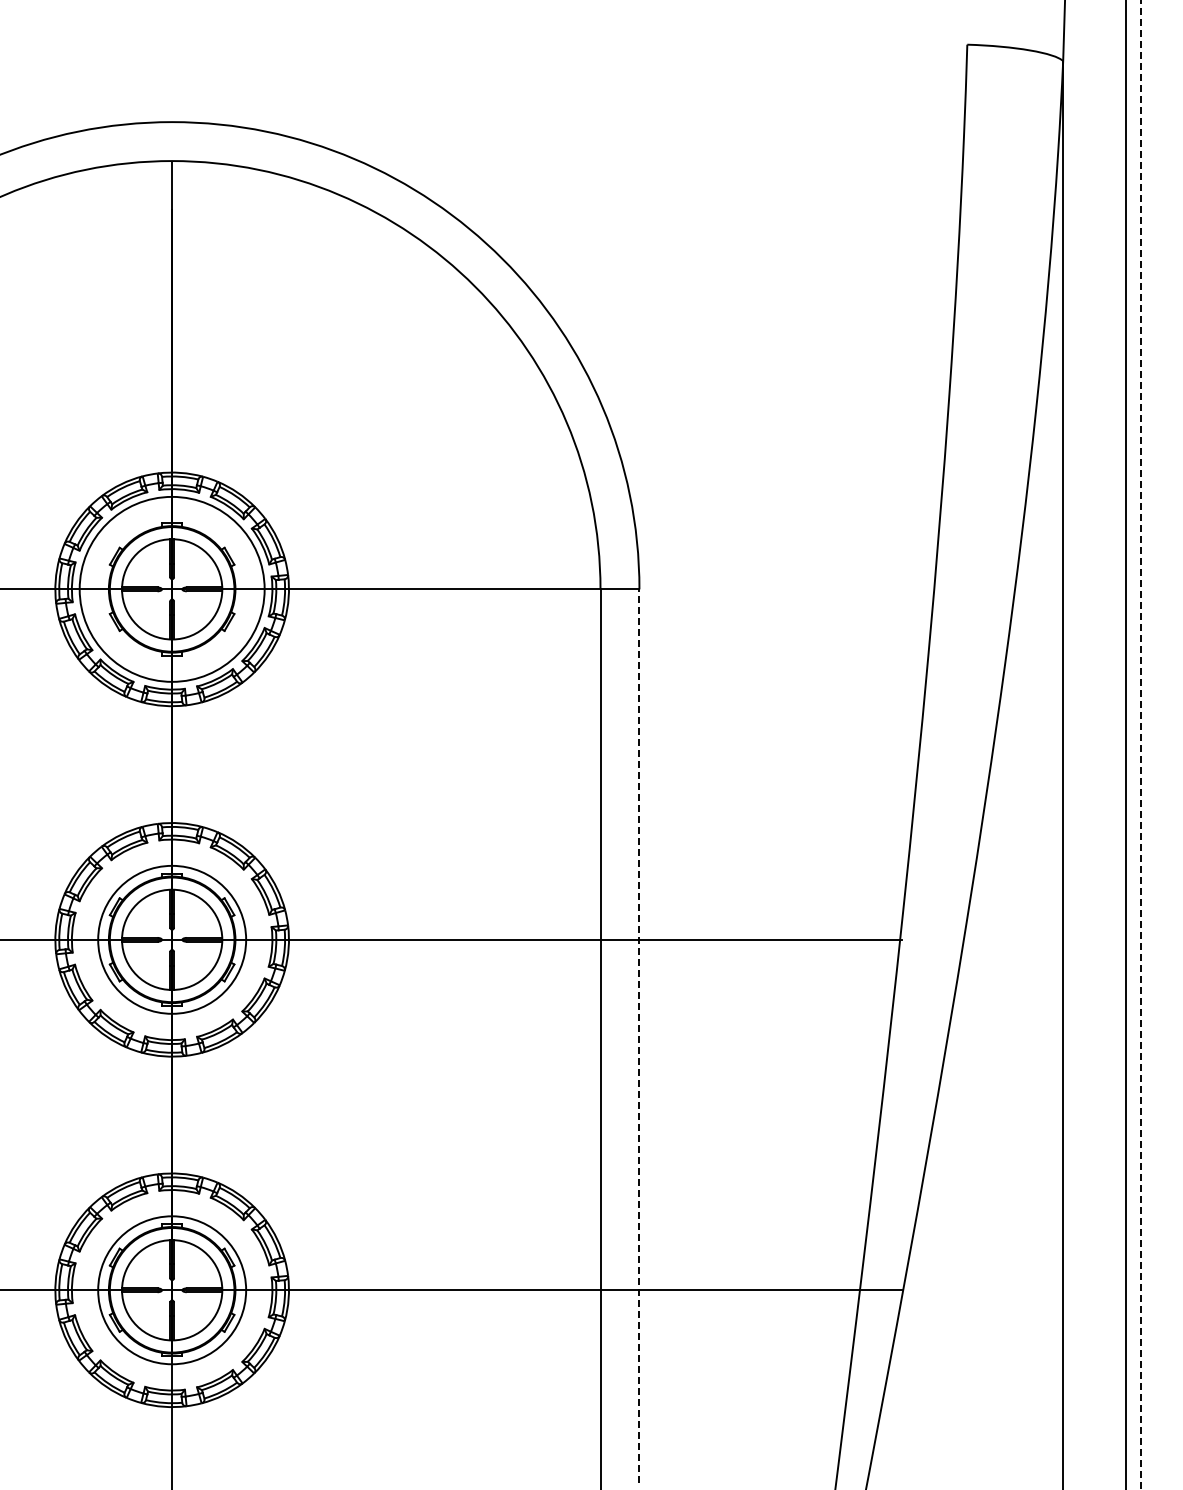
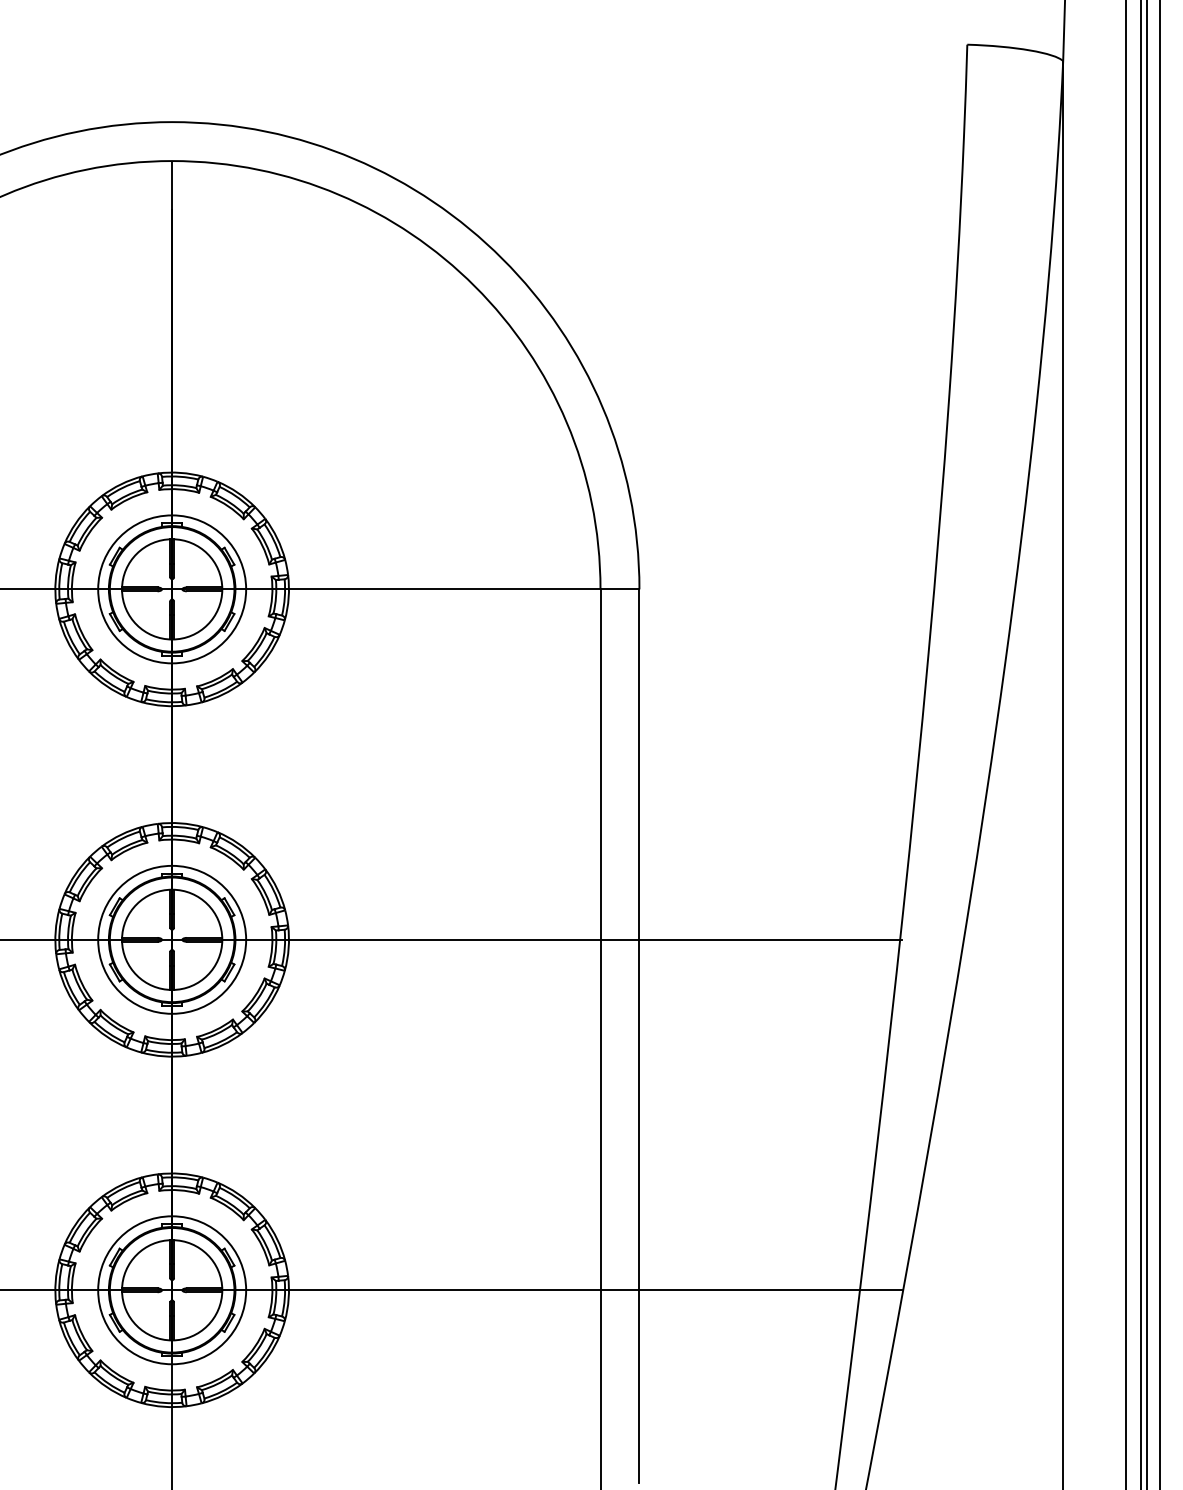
circle diameter: 185 px -> 148 px (172, 589)
line: dashed -> solid (1140, 744)
line: none -> present (1147, 744)
line: none -> present (1160, 744)
line: dashed -> solid (639, 1035)
